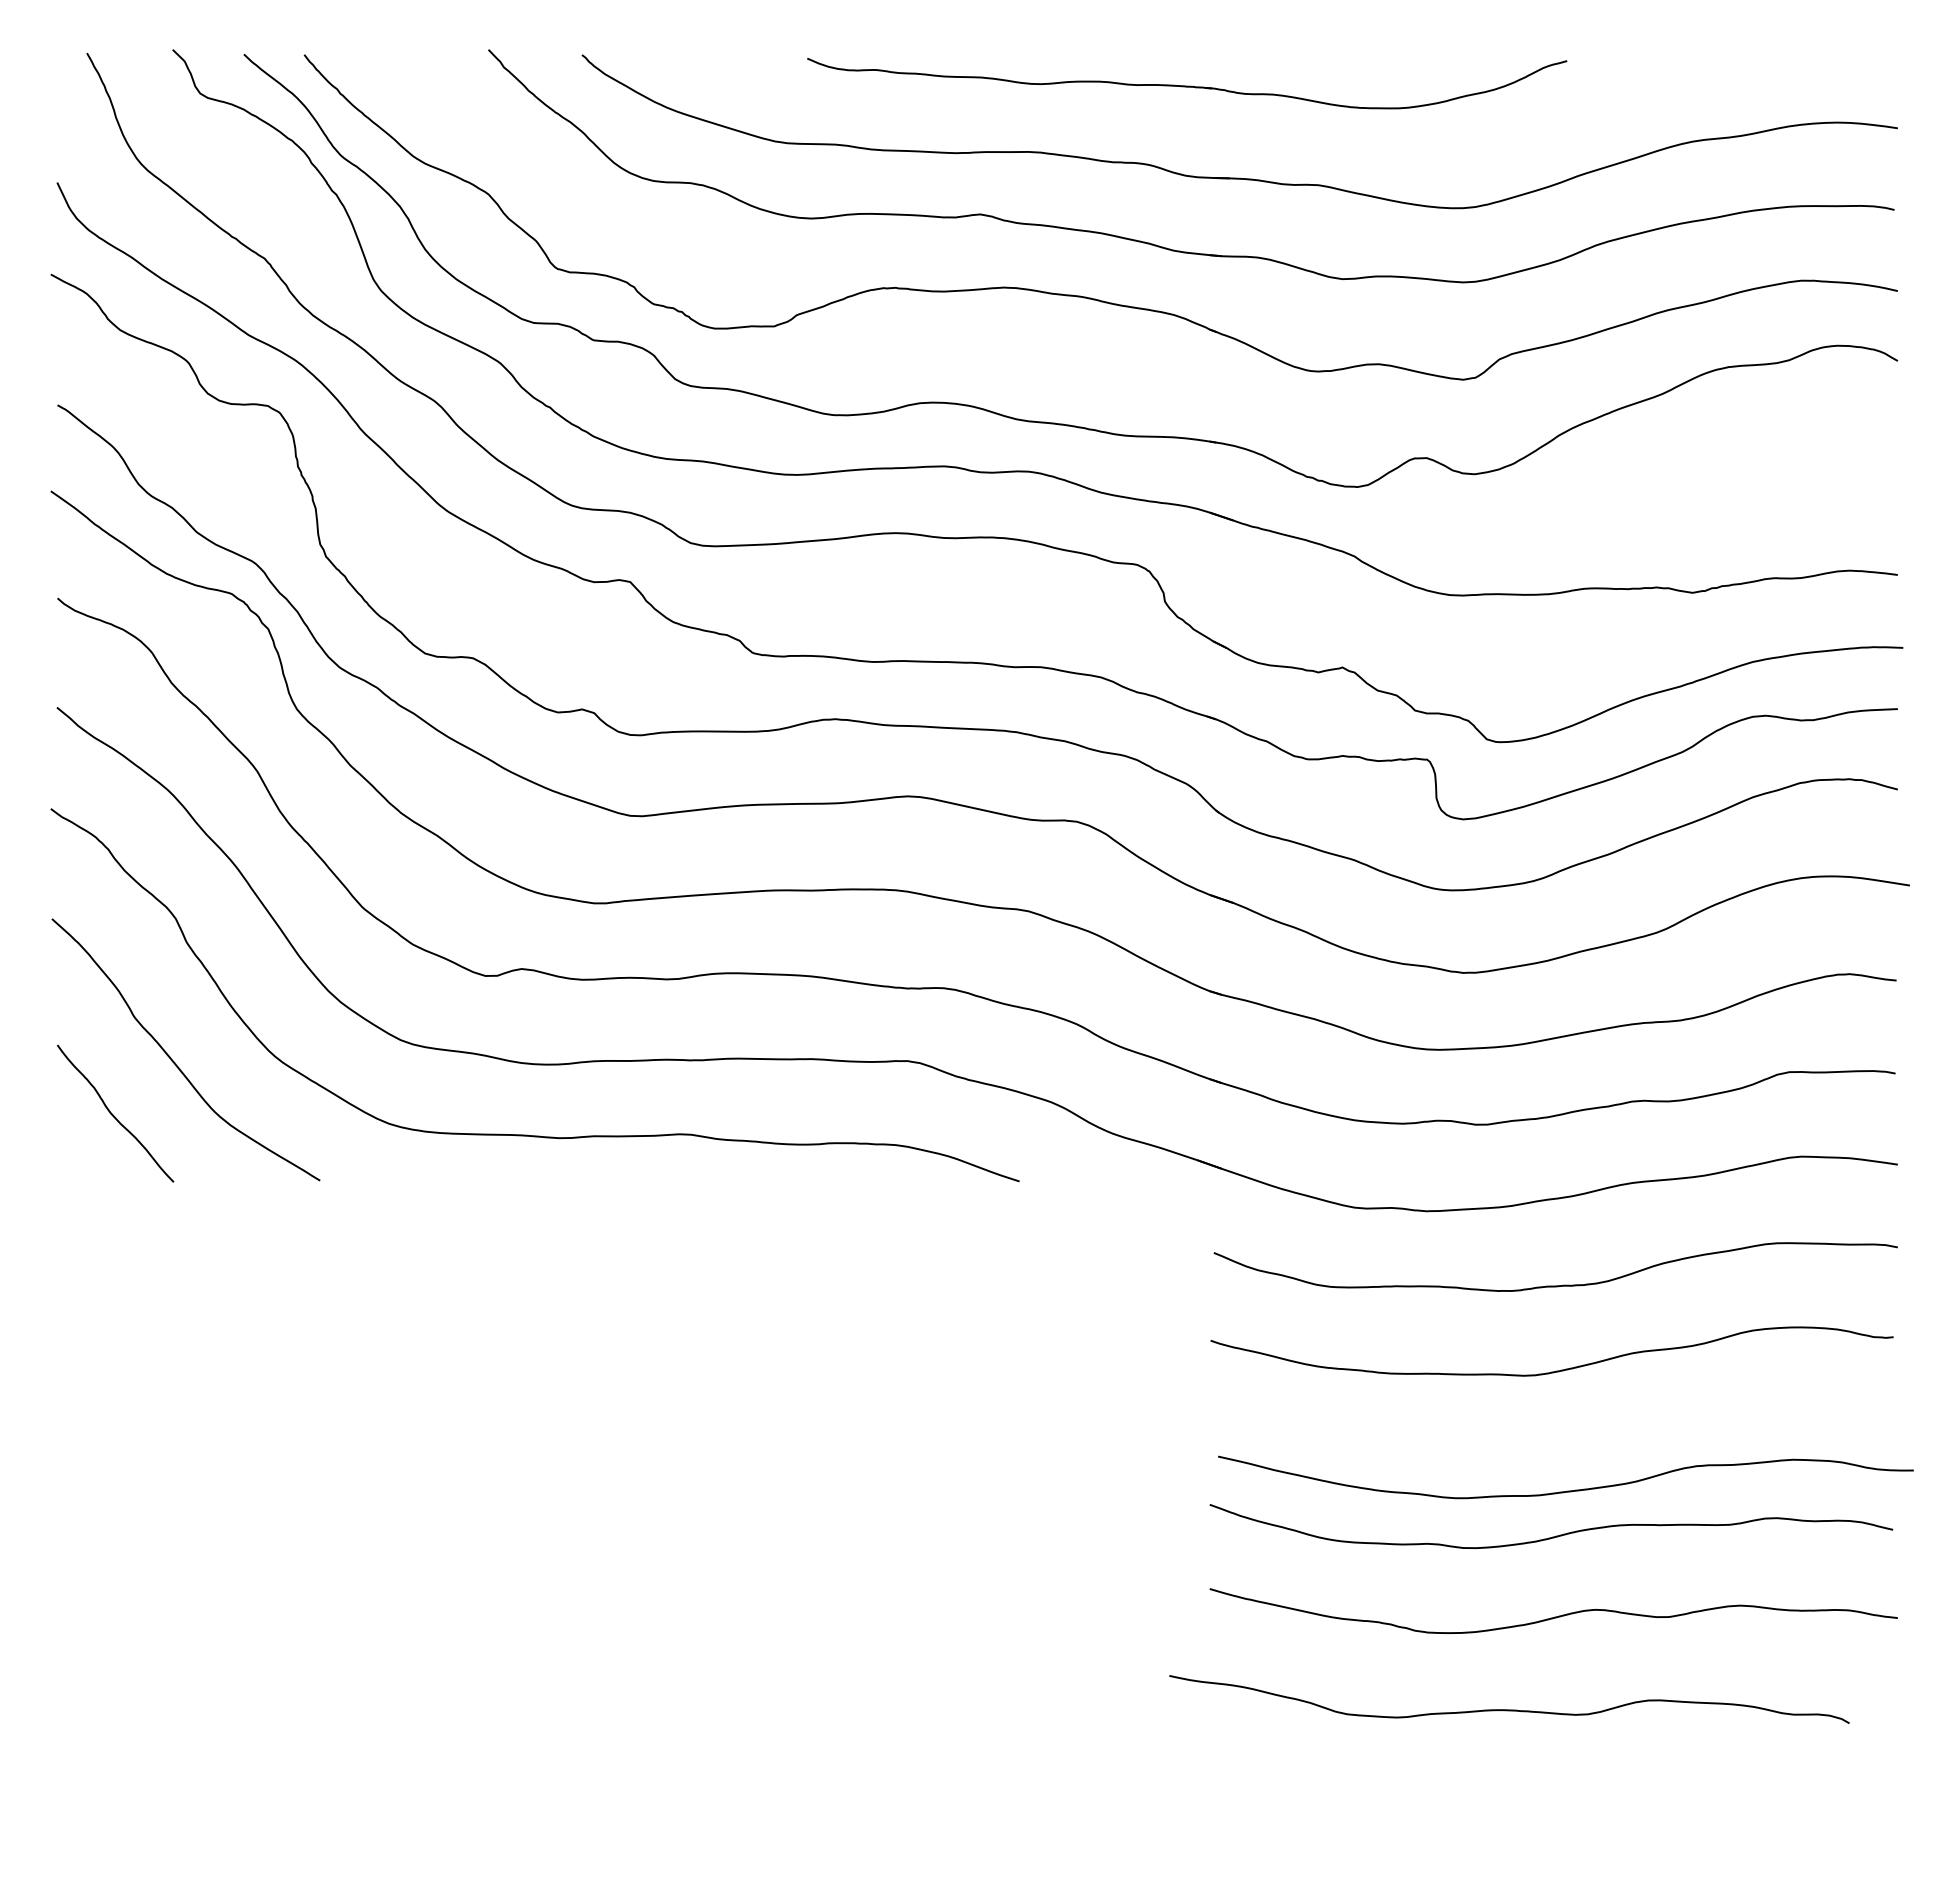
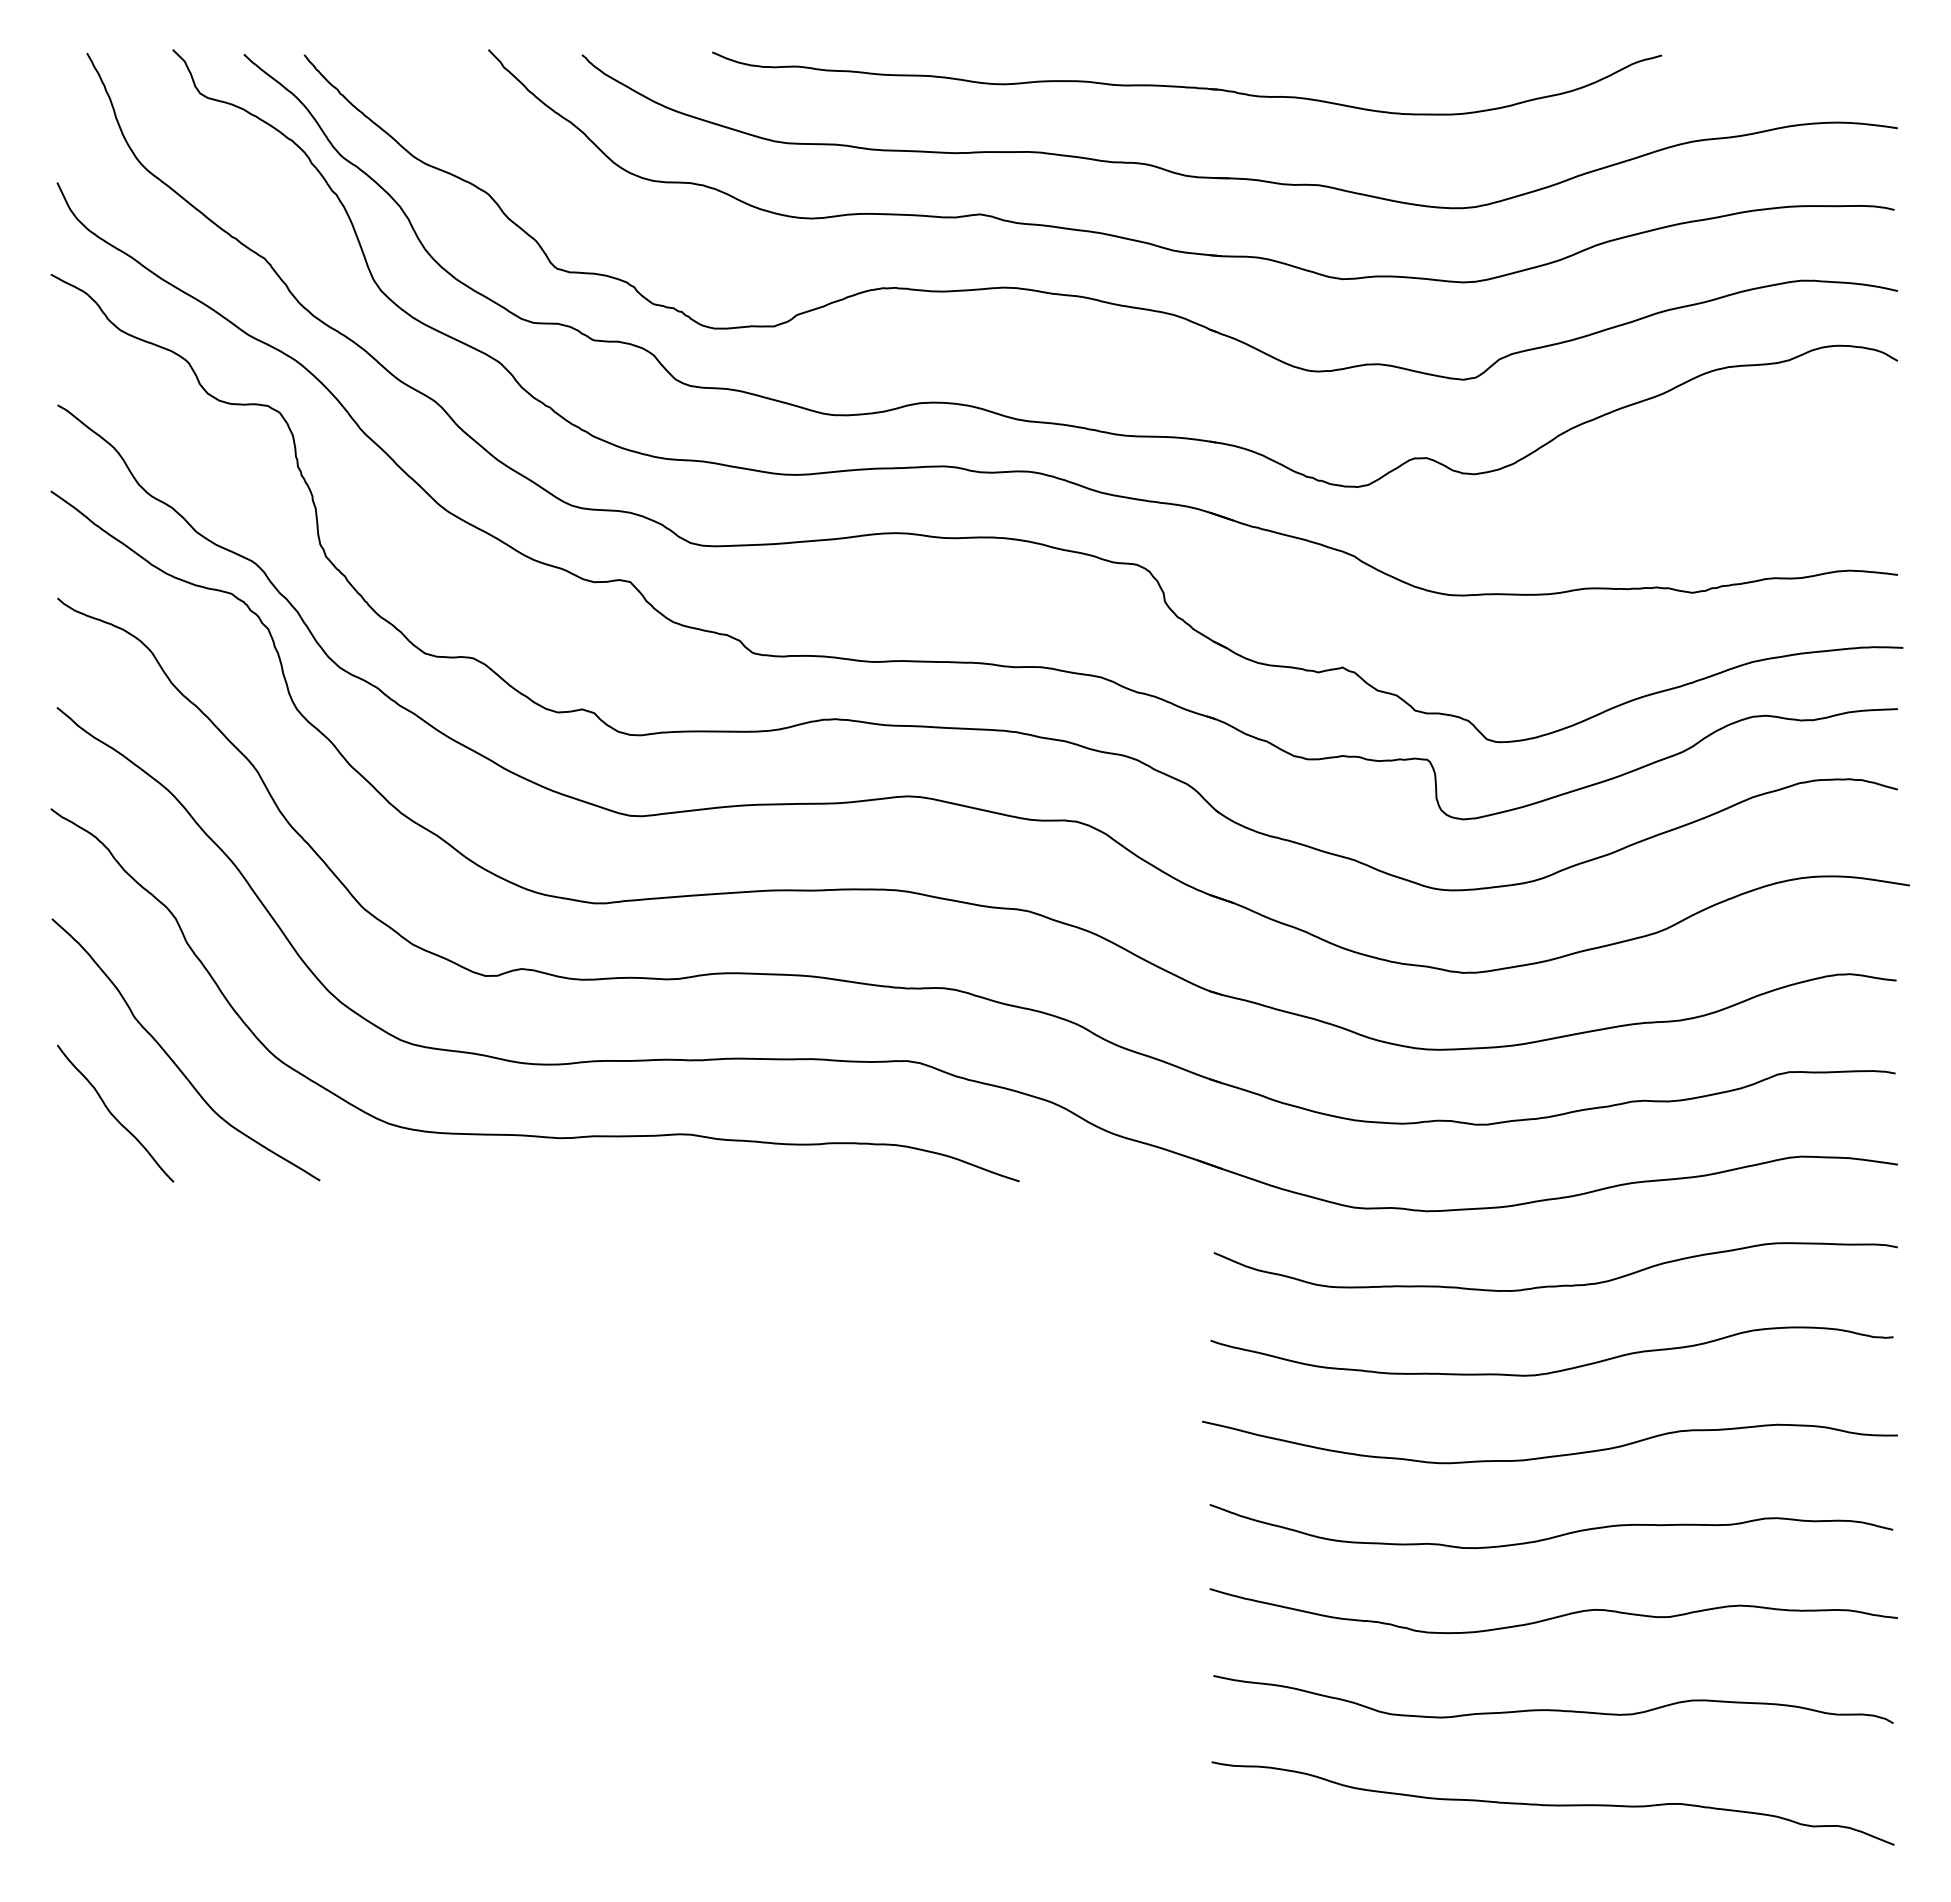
part size: 761x52 px -> 951x65 px (1187, 83)
curve position: (1567, 1490) -> (1551, 1455) (1551, 1455)
curve position: (1509, 1709) -> (1553, 1709) (1553, 1709)
curve: none -> present (1552, 1804)
